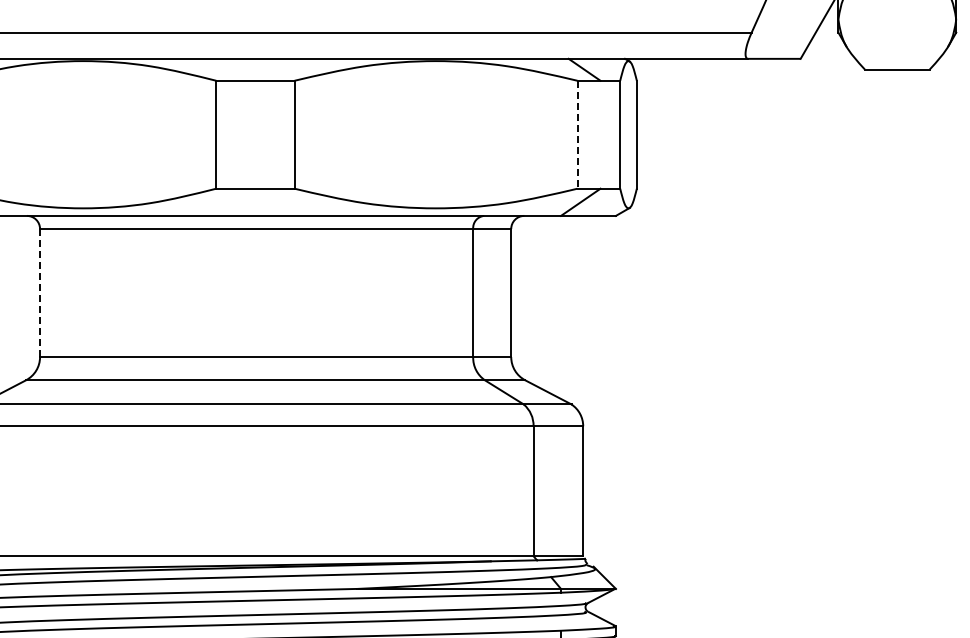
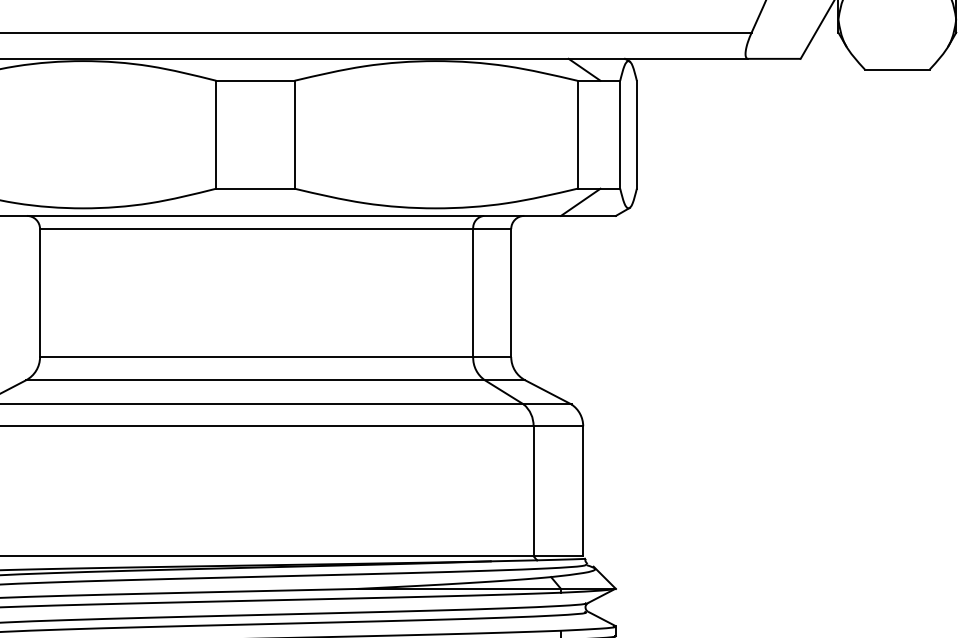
line: dashed -> solid (577, 134)
line: dashed -> solid (40, 293)
